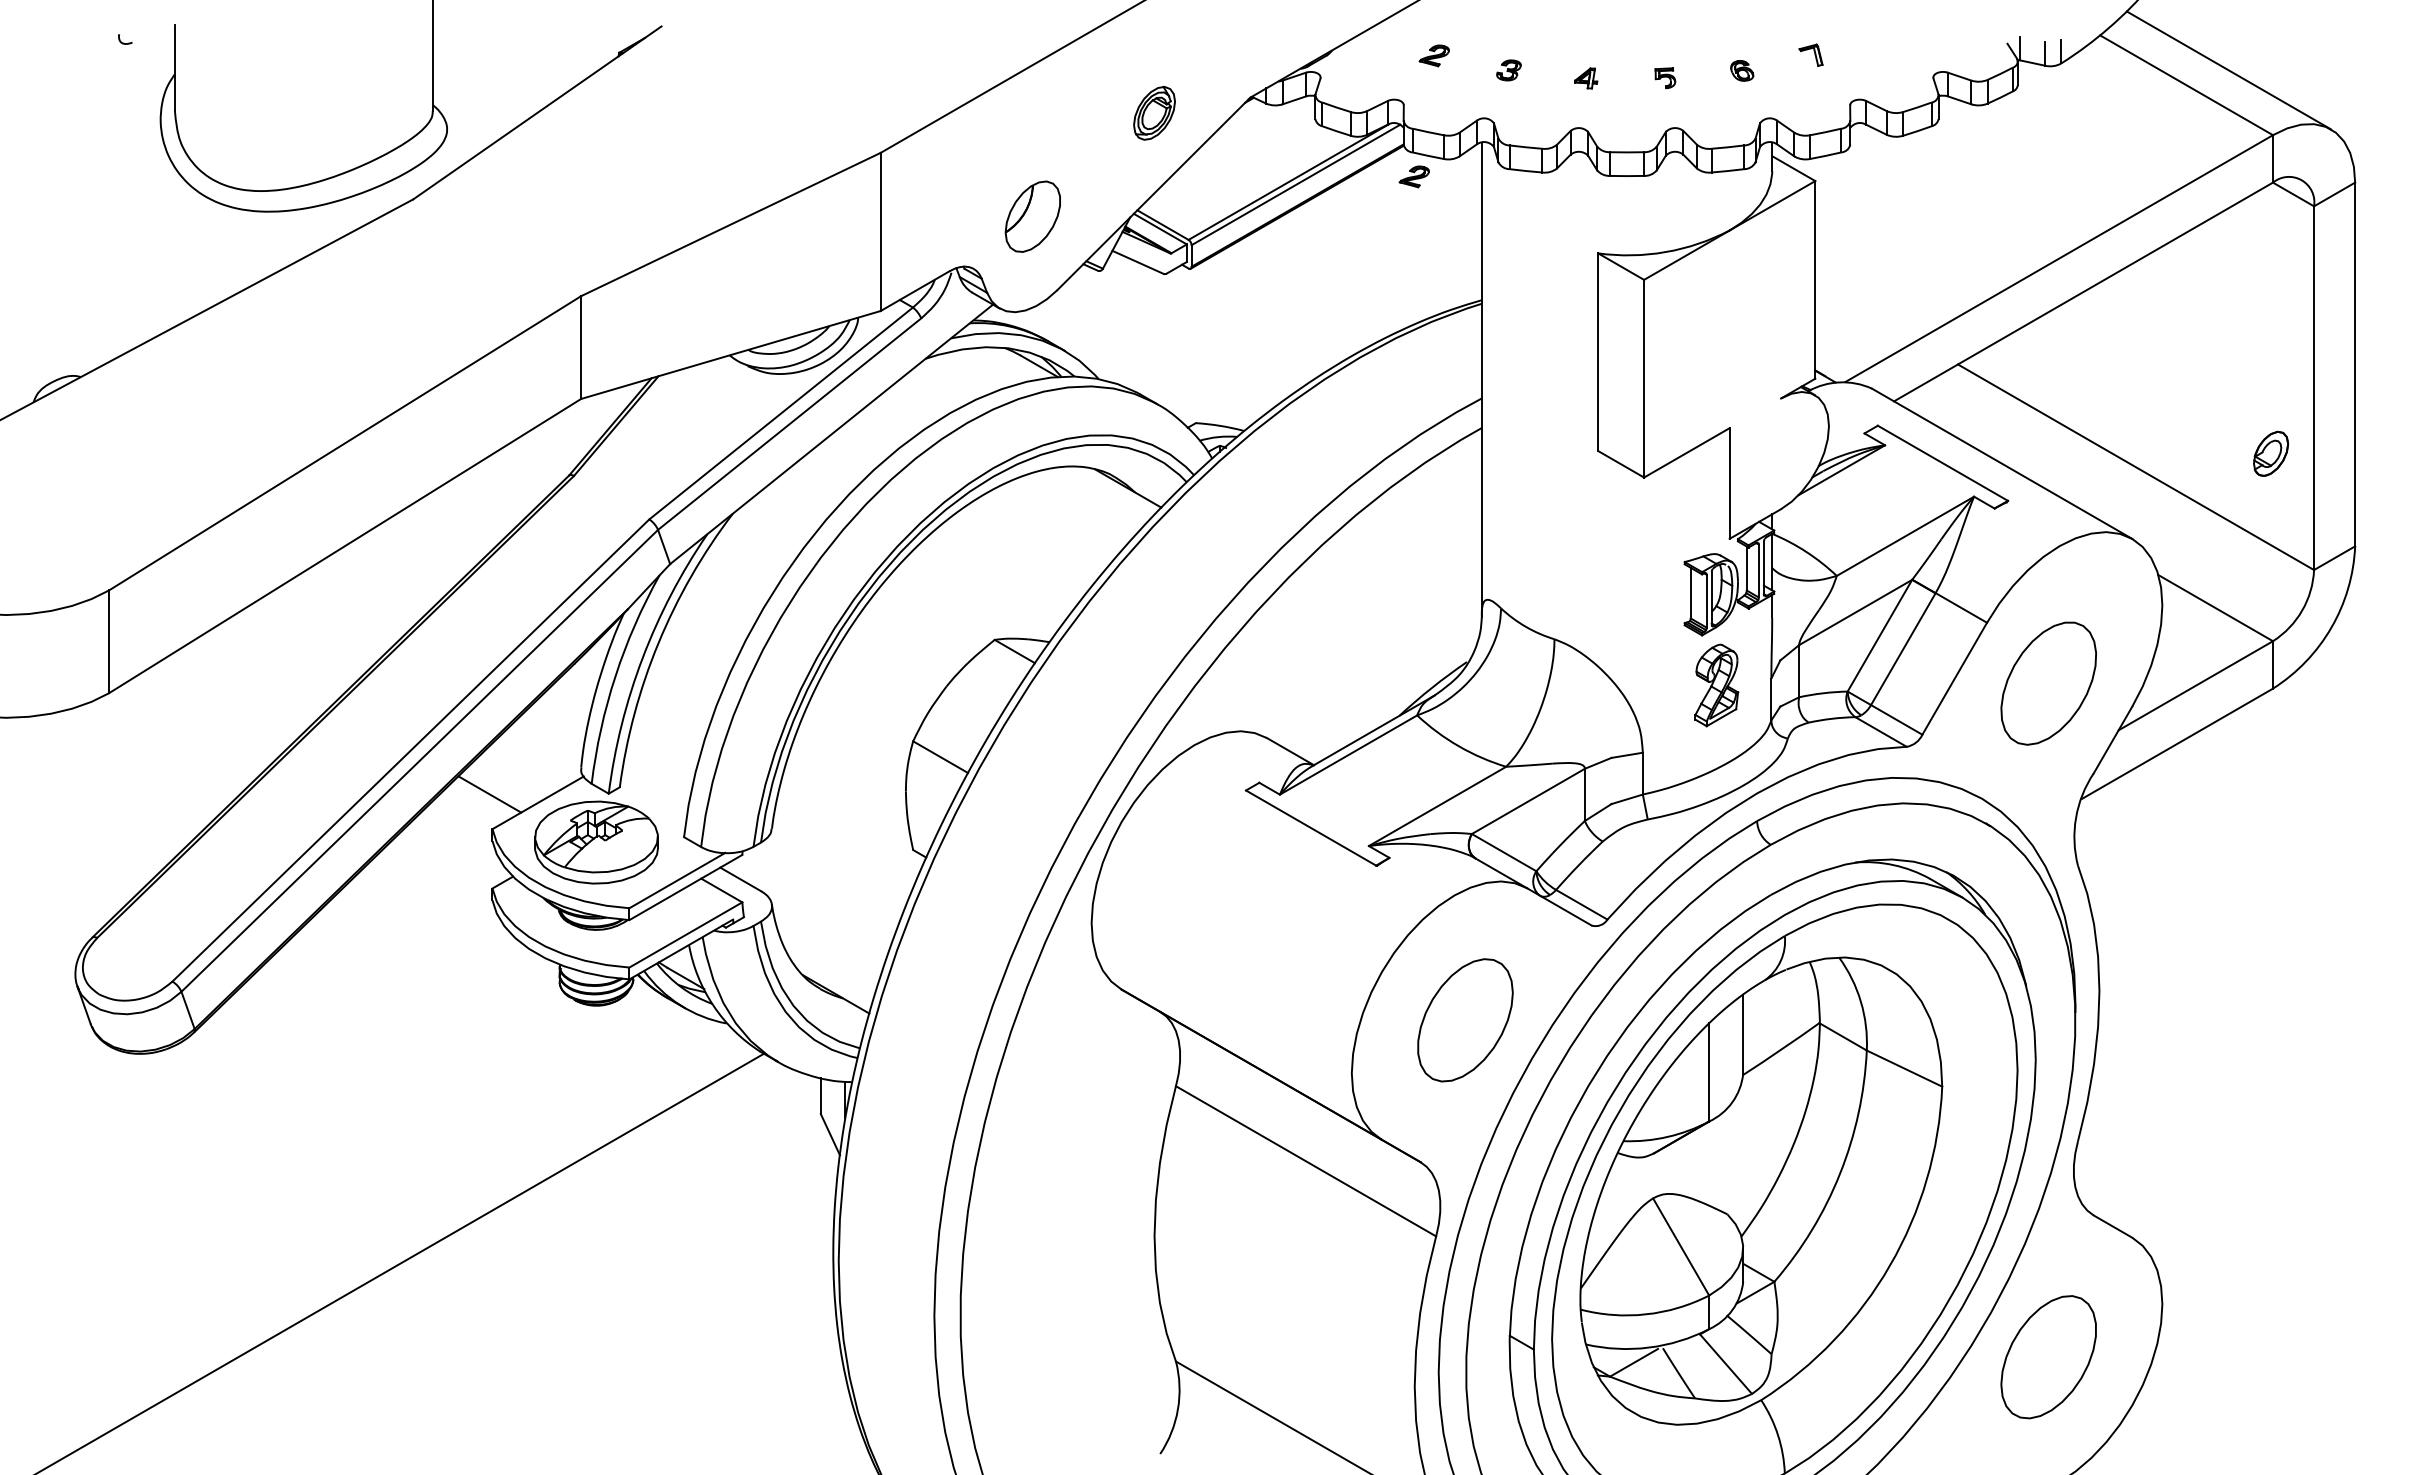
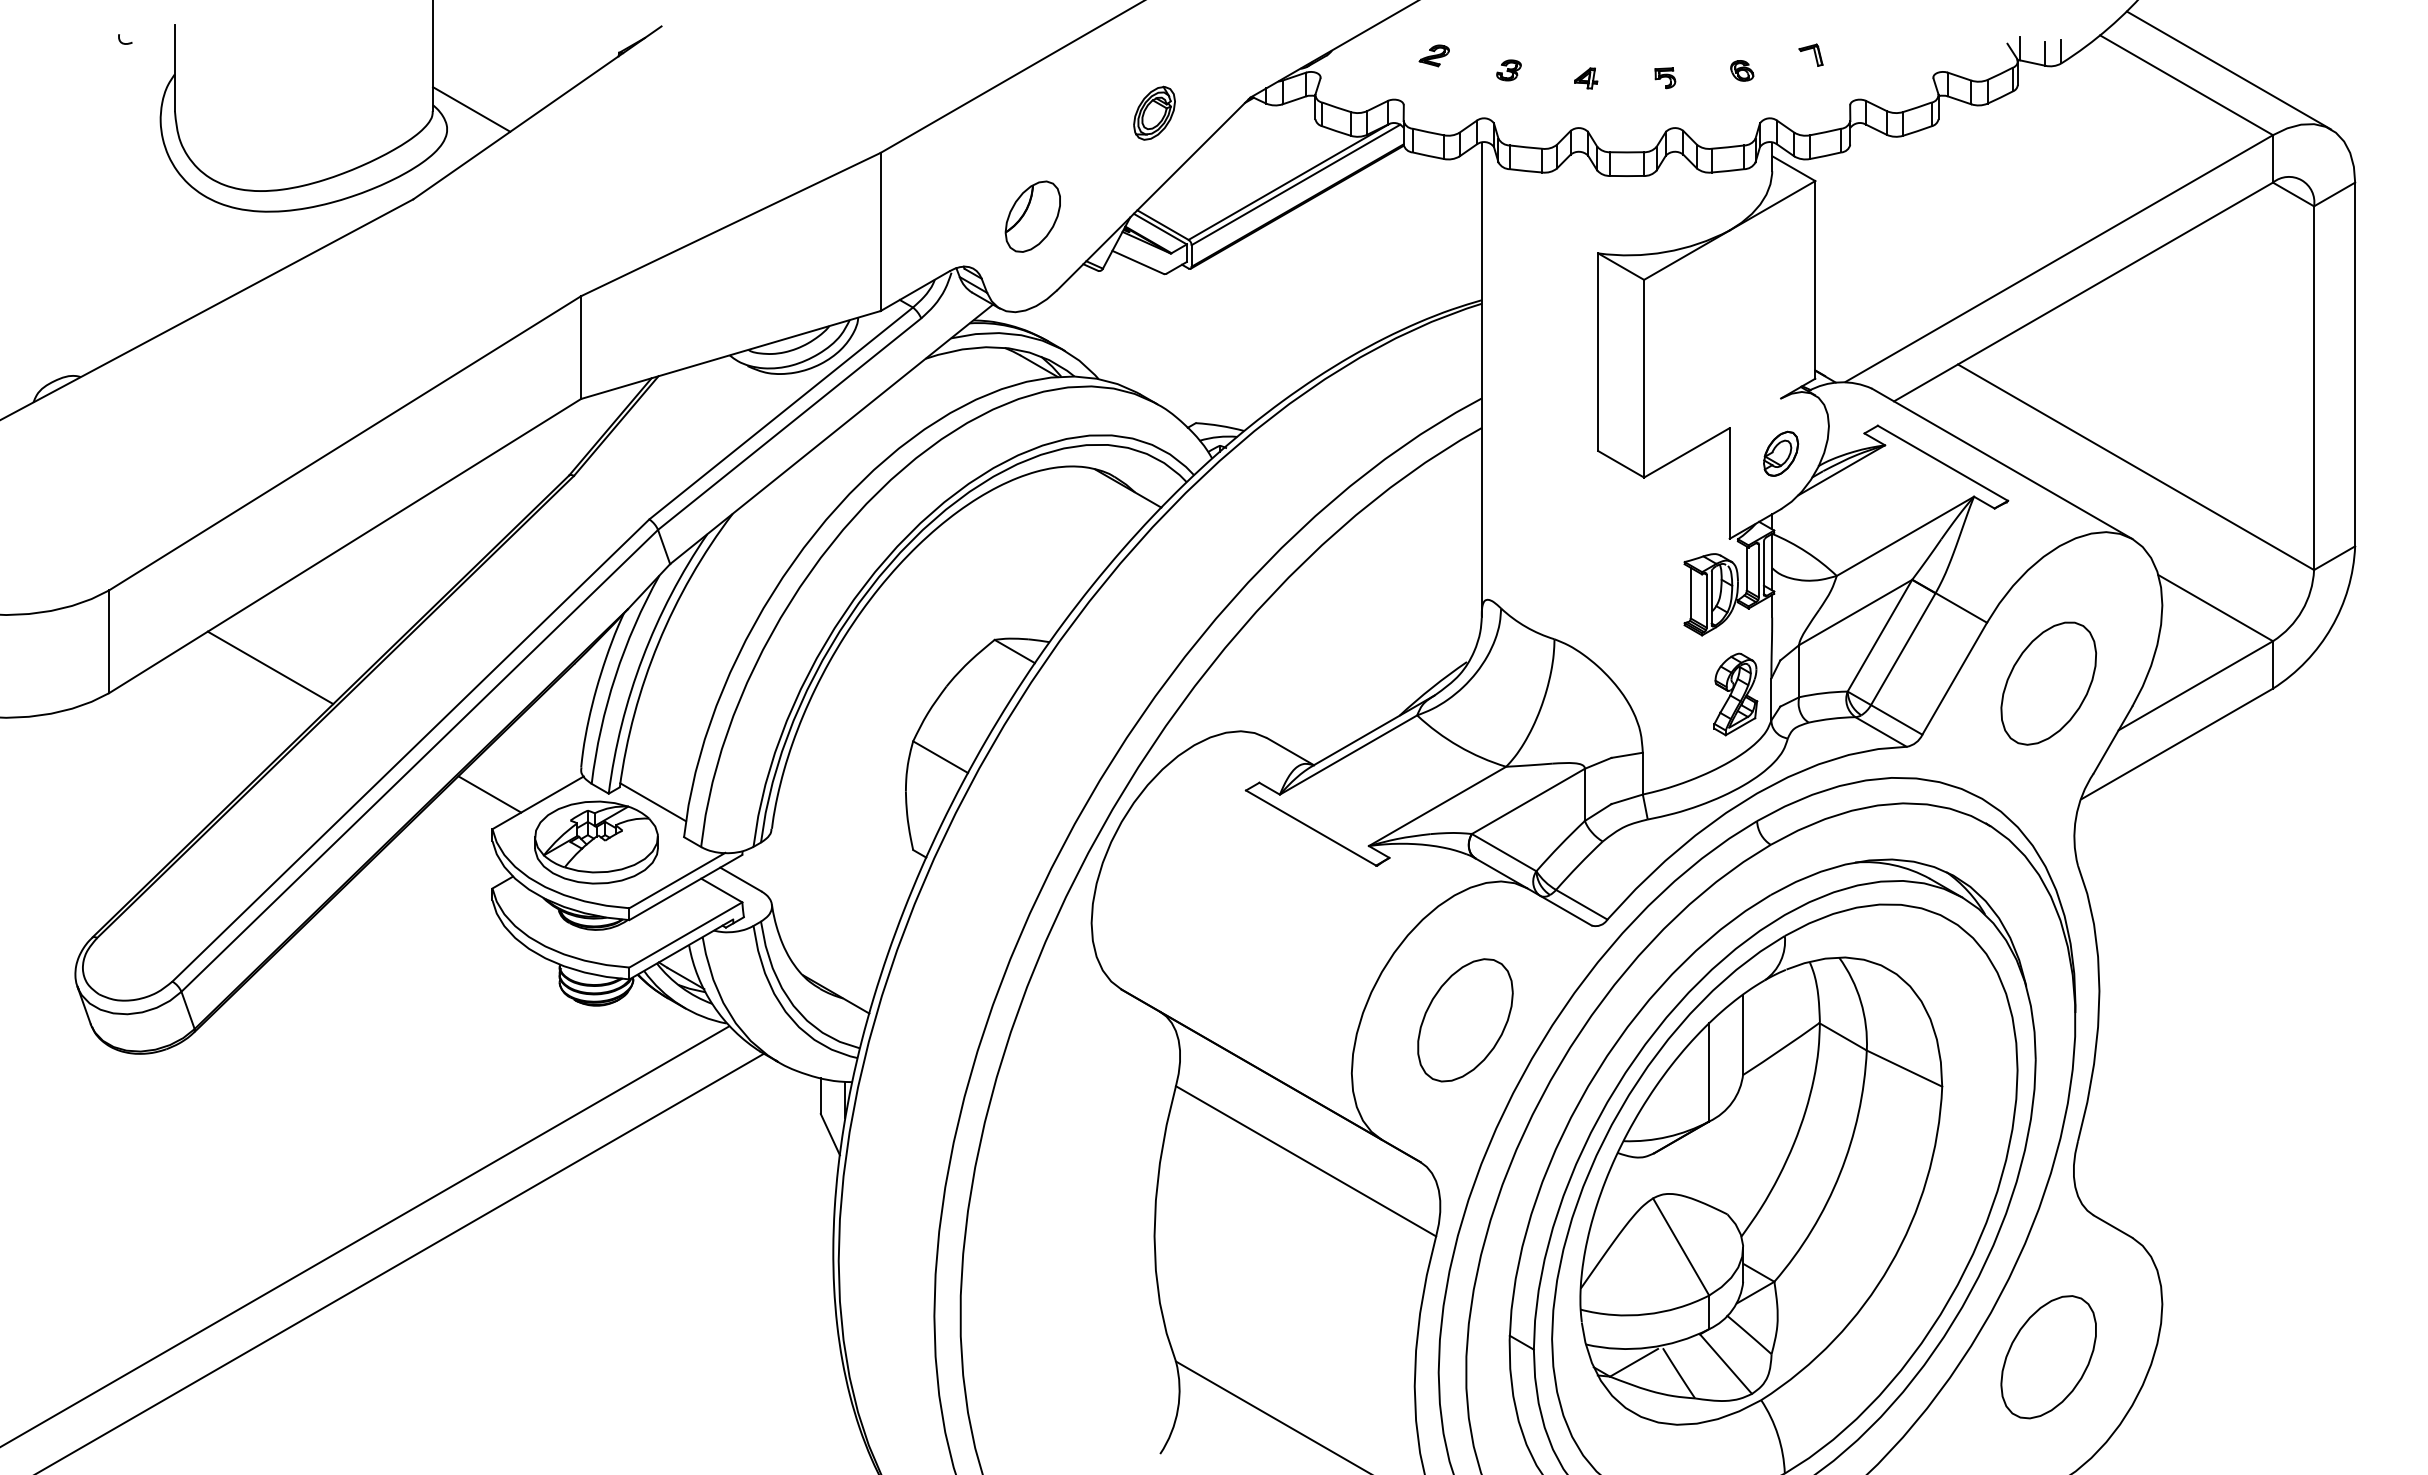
line: none -> present (471, 109)
part: present -> none (1413, 176)
part position: (2271, 453) -> (1781, 453) (1781, 453)
line: none -> present (270, 667)
part position: (1716, 685) -> (1735, 694) (1735, 694)
line: none -> present (653, 802)
line: none -> present (365, 1235)
